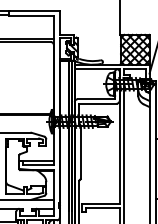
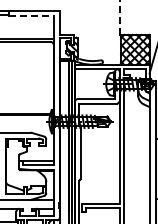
line: solid -> dashed (31, 15)
line: solid -> dashed (119, 17)
